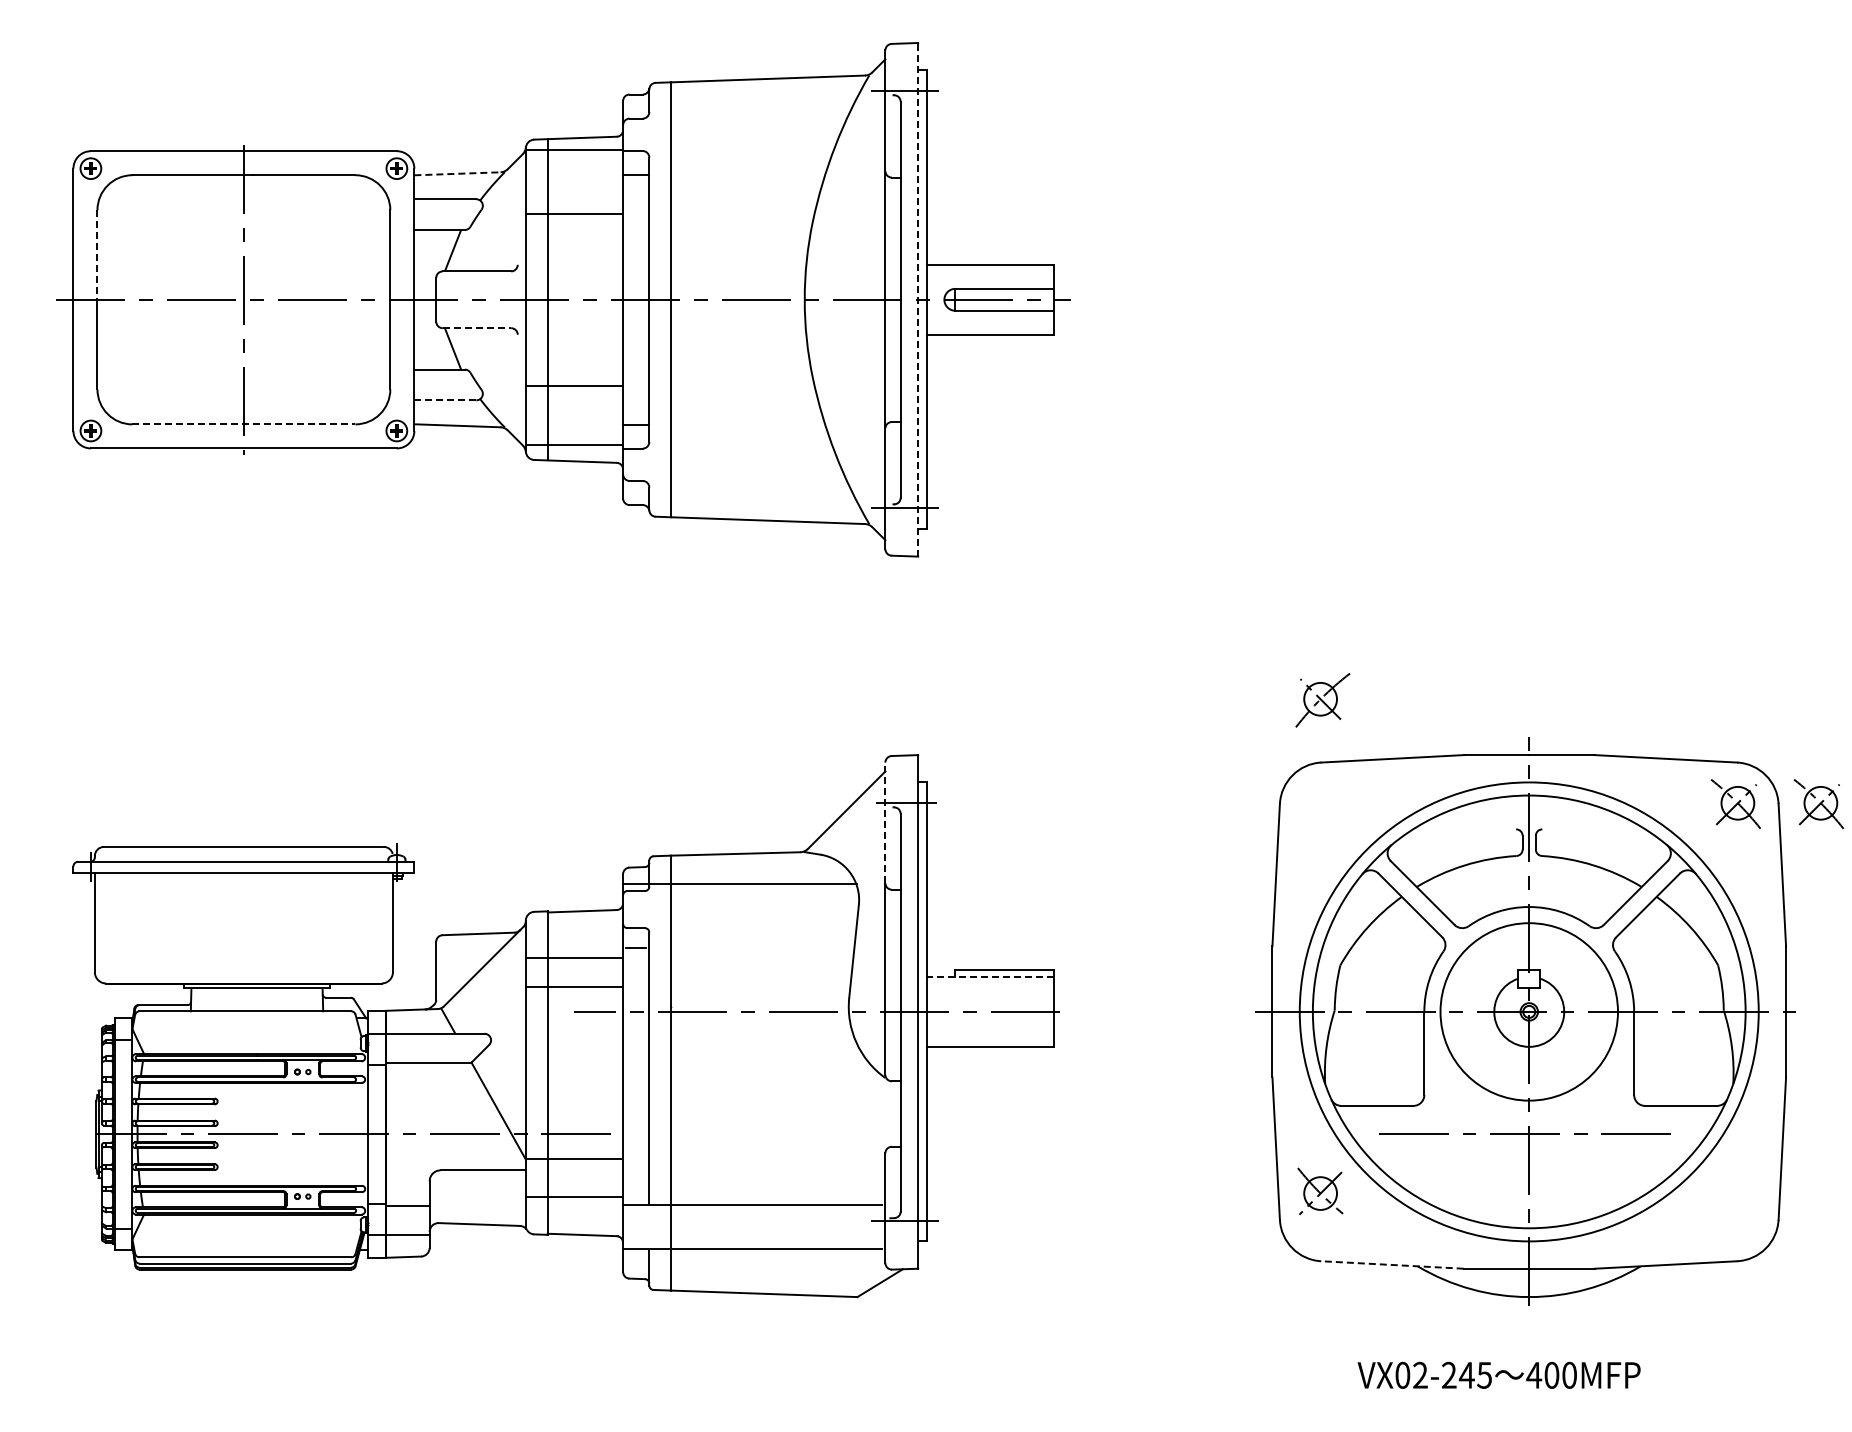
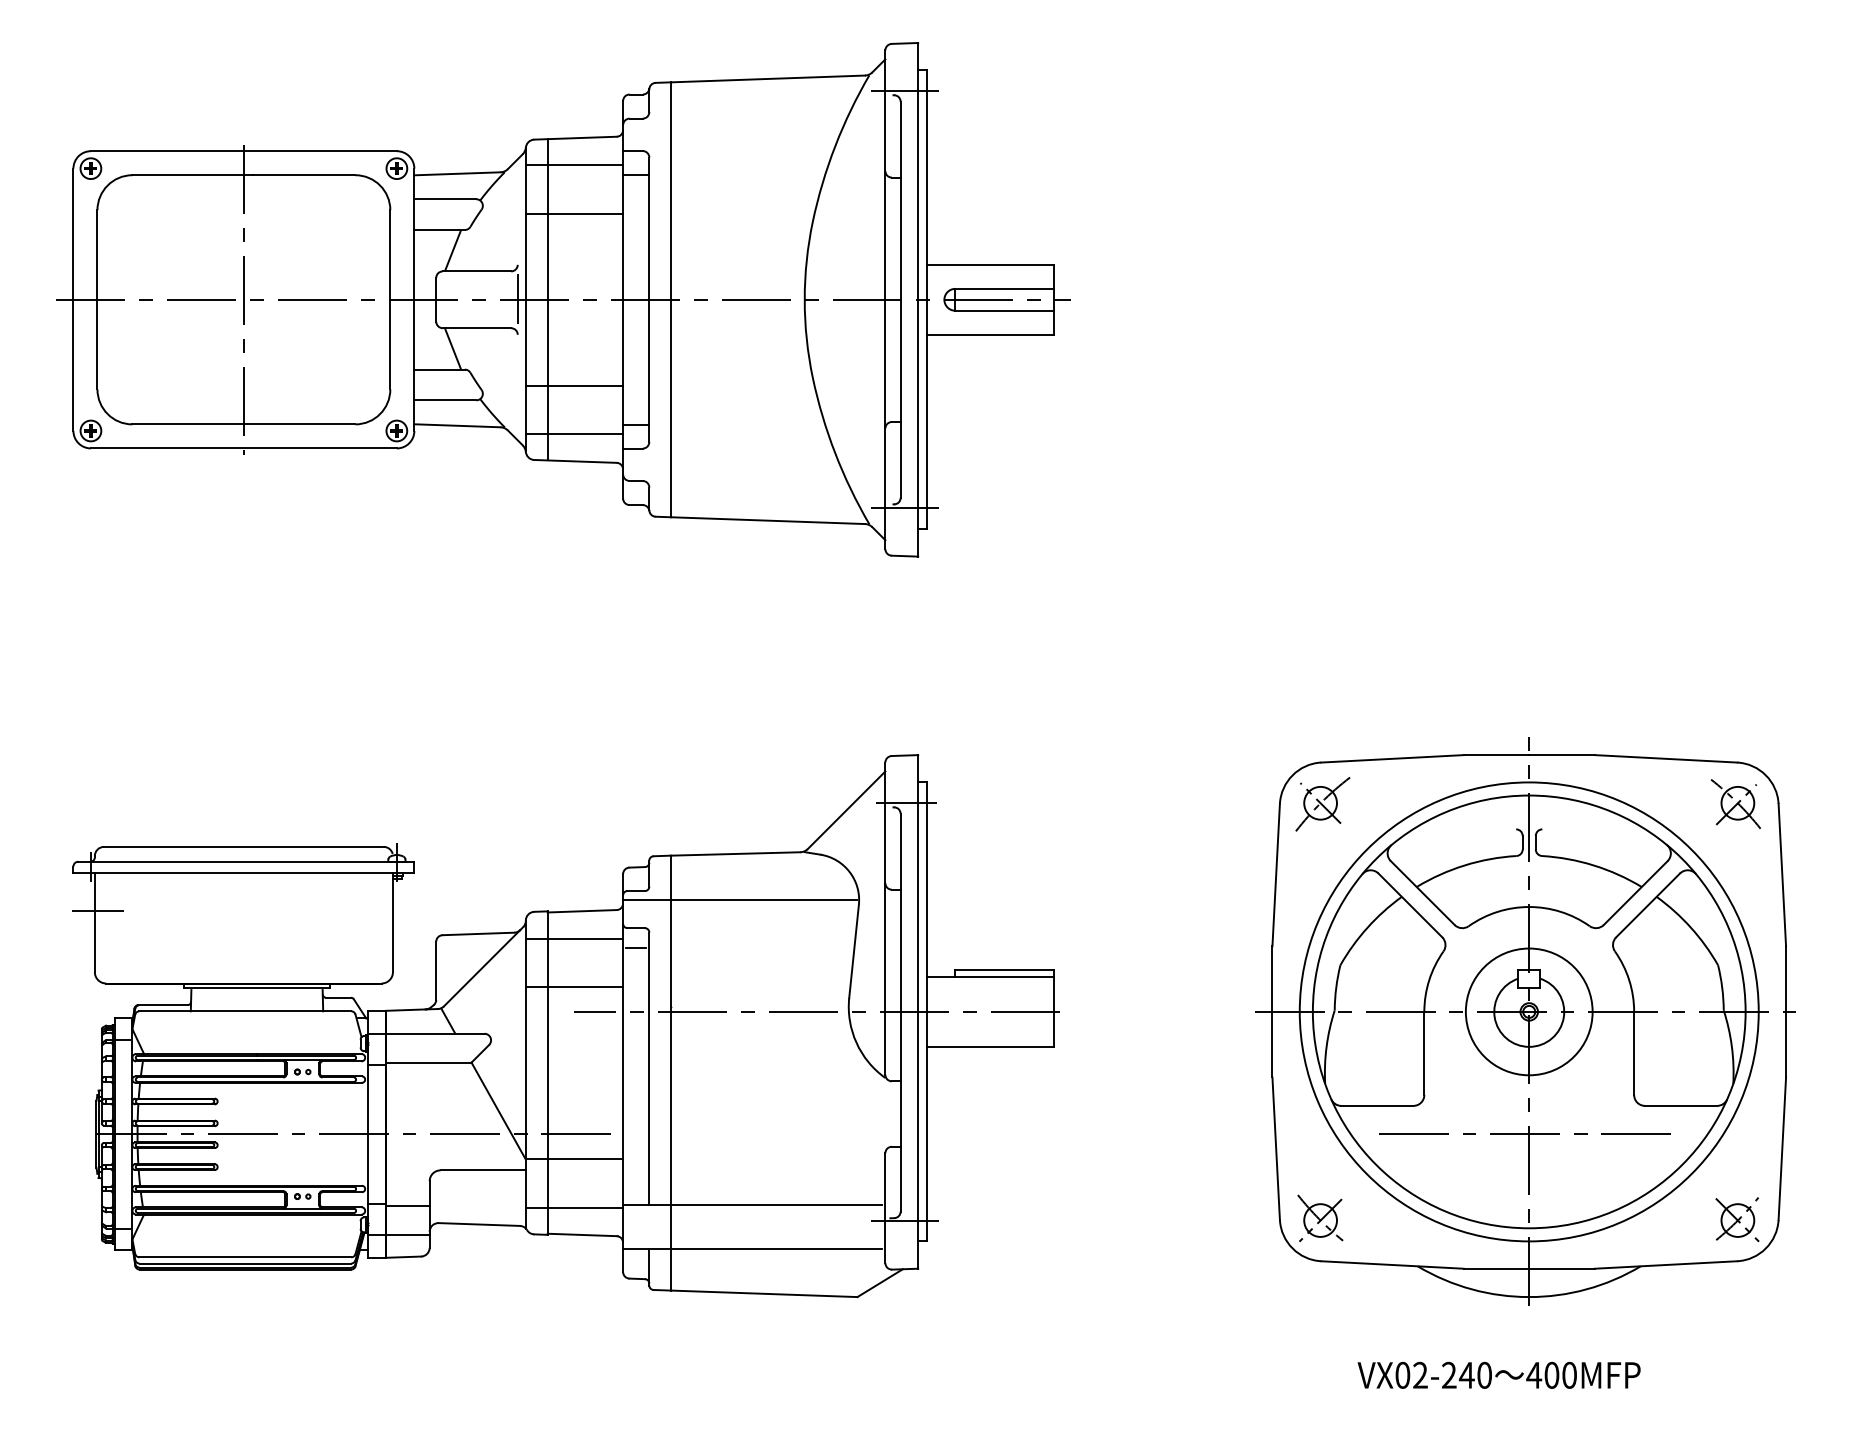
line position: (574, 150) -> (574, 165) (574, 165)
line: dashed -> solid (457, 173)
line: dashed -> solid (97, 255)
line: none -> present (517, 299)
line: dashed -> solid (918, 299)
line: dashed -> solid (477, 328)
line: dashed -> solid (445, 400)
line: dashed -> solid (244, 424)
line position: (574, 445) -> (574, 434) (574, 434)
part position: (1322, 700) -> (1322, 804) (1322, 804)
part: present -> none (1818, 803)
line: dashed -> solid (885, 822)
line position: (739, 884) -> (739, 900) (739, 900)
line: none -> present (98, 911)
line position: (574, 957) -> (574, 938) (574, 938)
line: dashed -> solid (989, 976)
circle diameter: 177 px -> 127 px (1528, 1011)
part position: (1320, 1191) -> (1320, 1218) (1320, 1218)
line position: (574, 1196) -> (574, 1207) (574, 1207)
part: none -> present (1737, 1219)
line: dashed -> solid (1391, 1264)
text: VX02-245 -> VX02-240 (1484, 1374)
